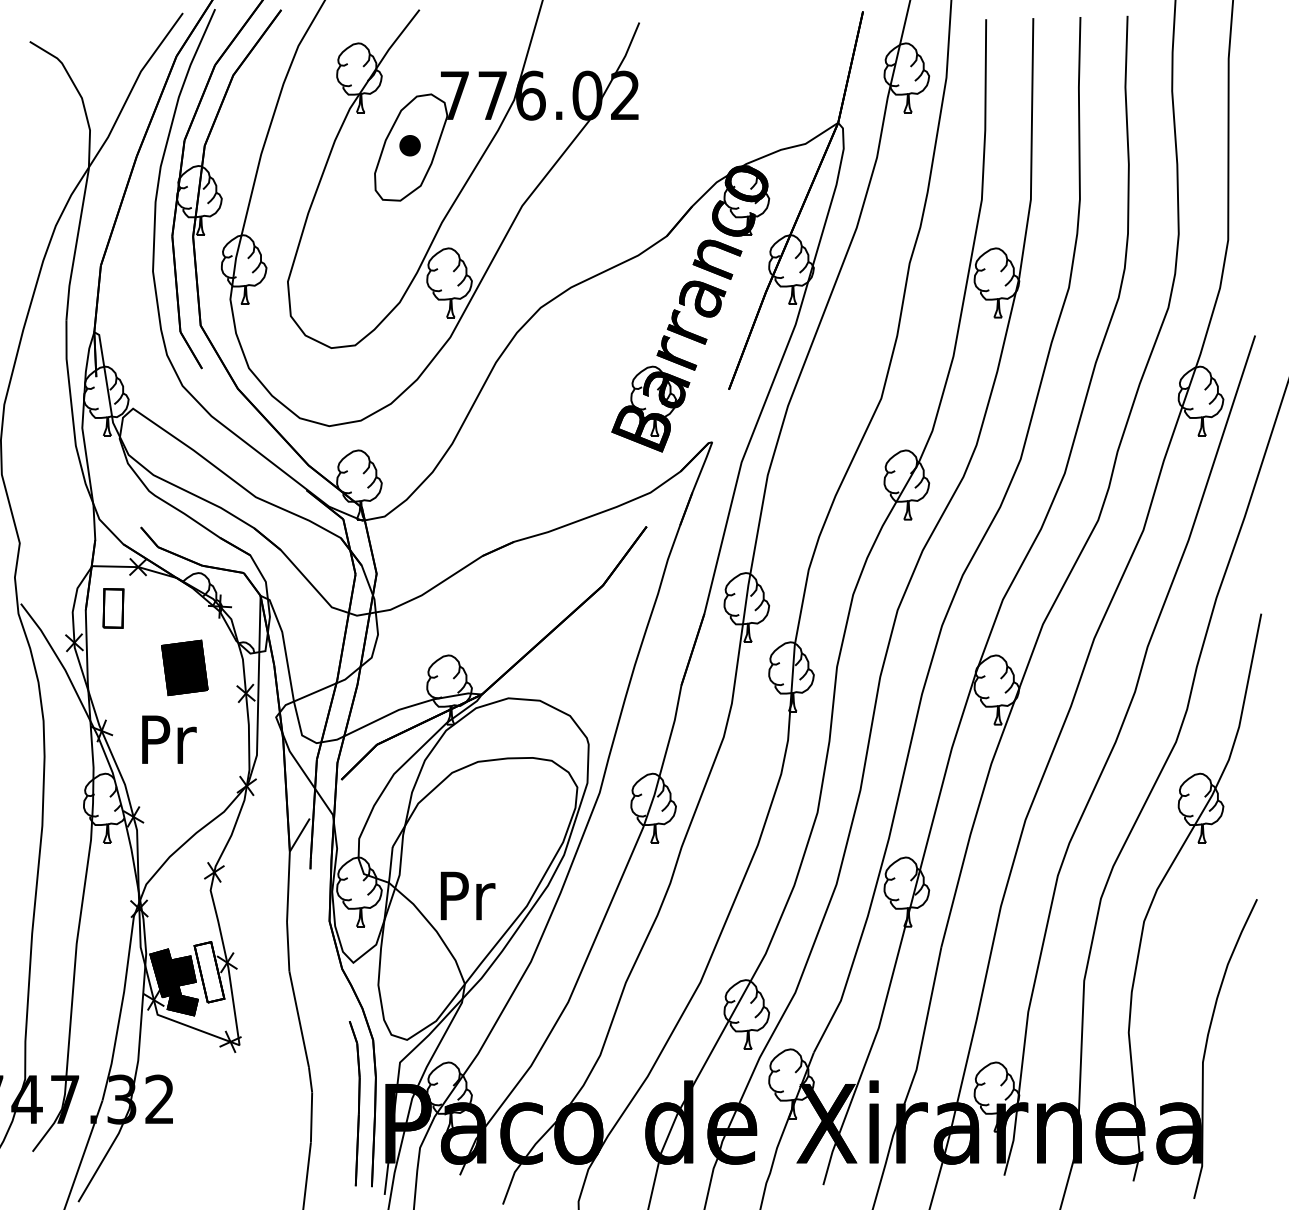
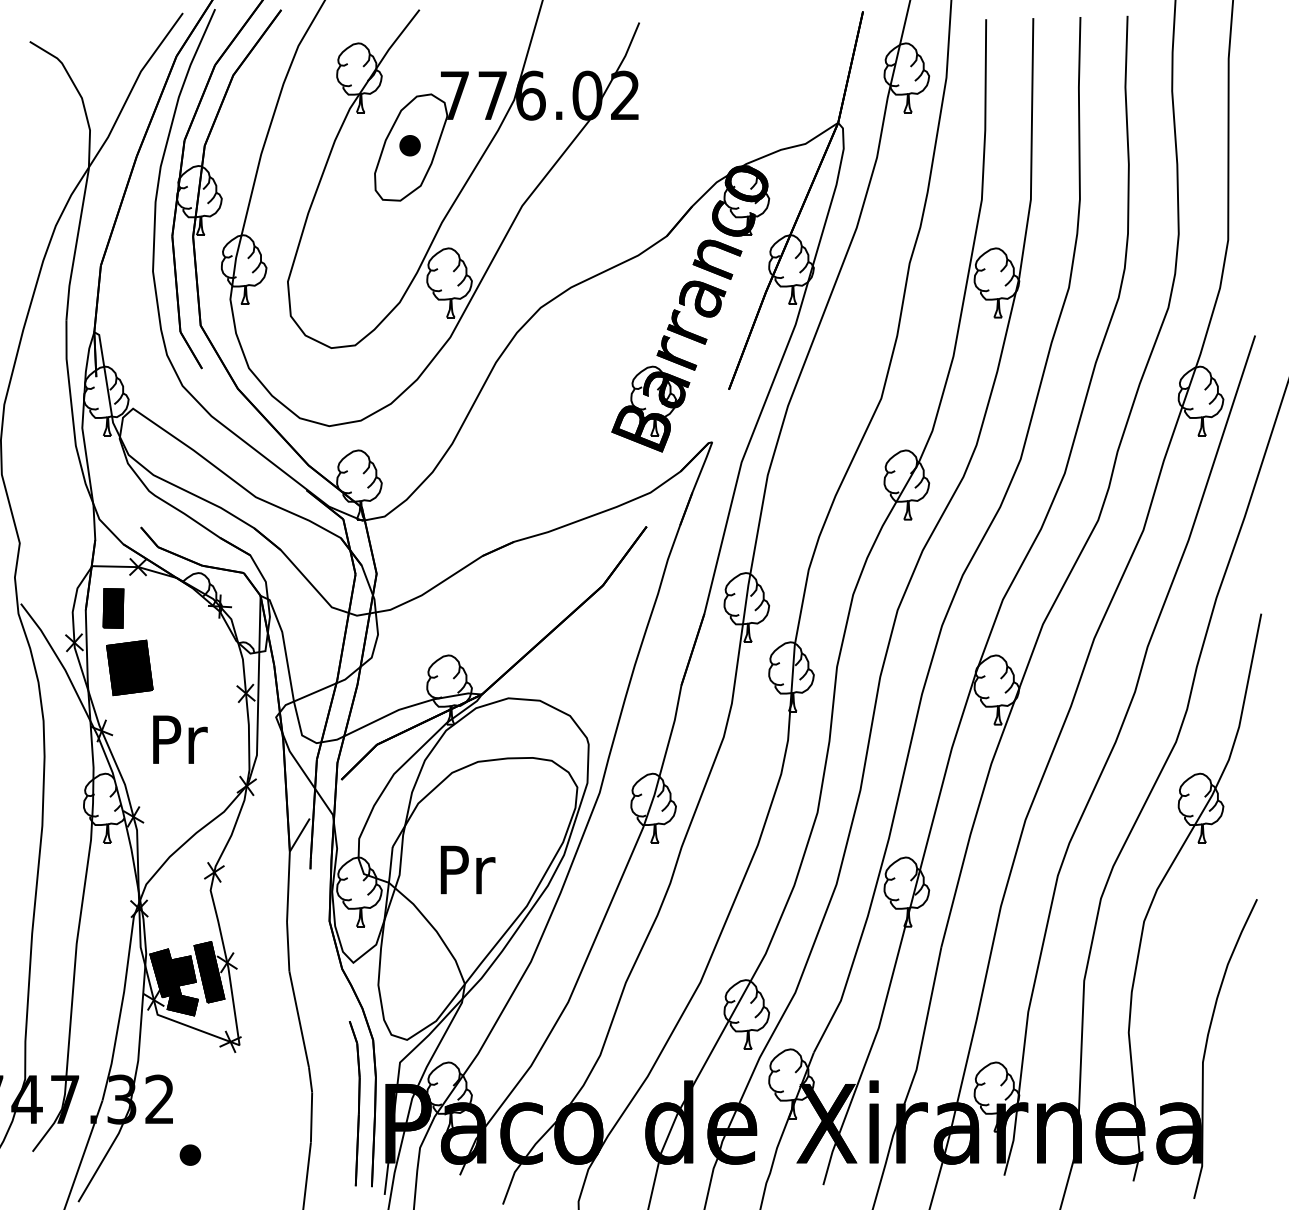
fill: none -> present (113, 608)
part position: (184, 667) -> (129, 667) (129, 667)
text position: (169, 739) -> (180, 739) (180, 739)
text position: (467, 895) -> (467, 869) (467, 869)
fill: none -> present (209, 972)
part: none -> present (190, 1154)
